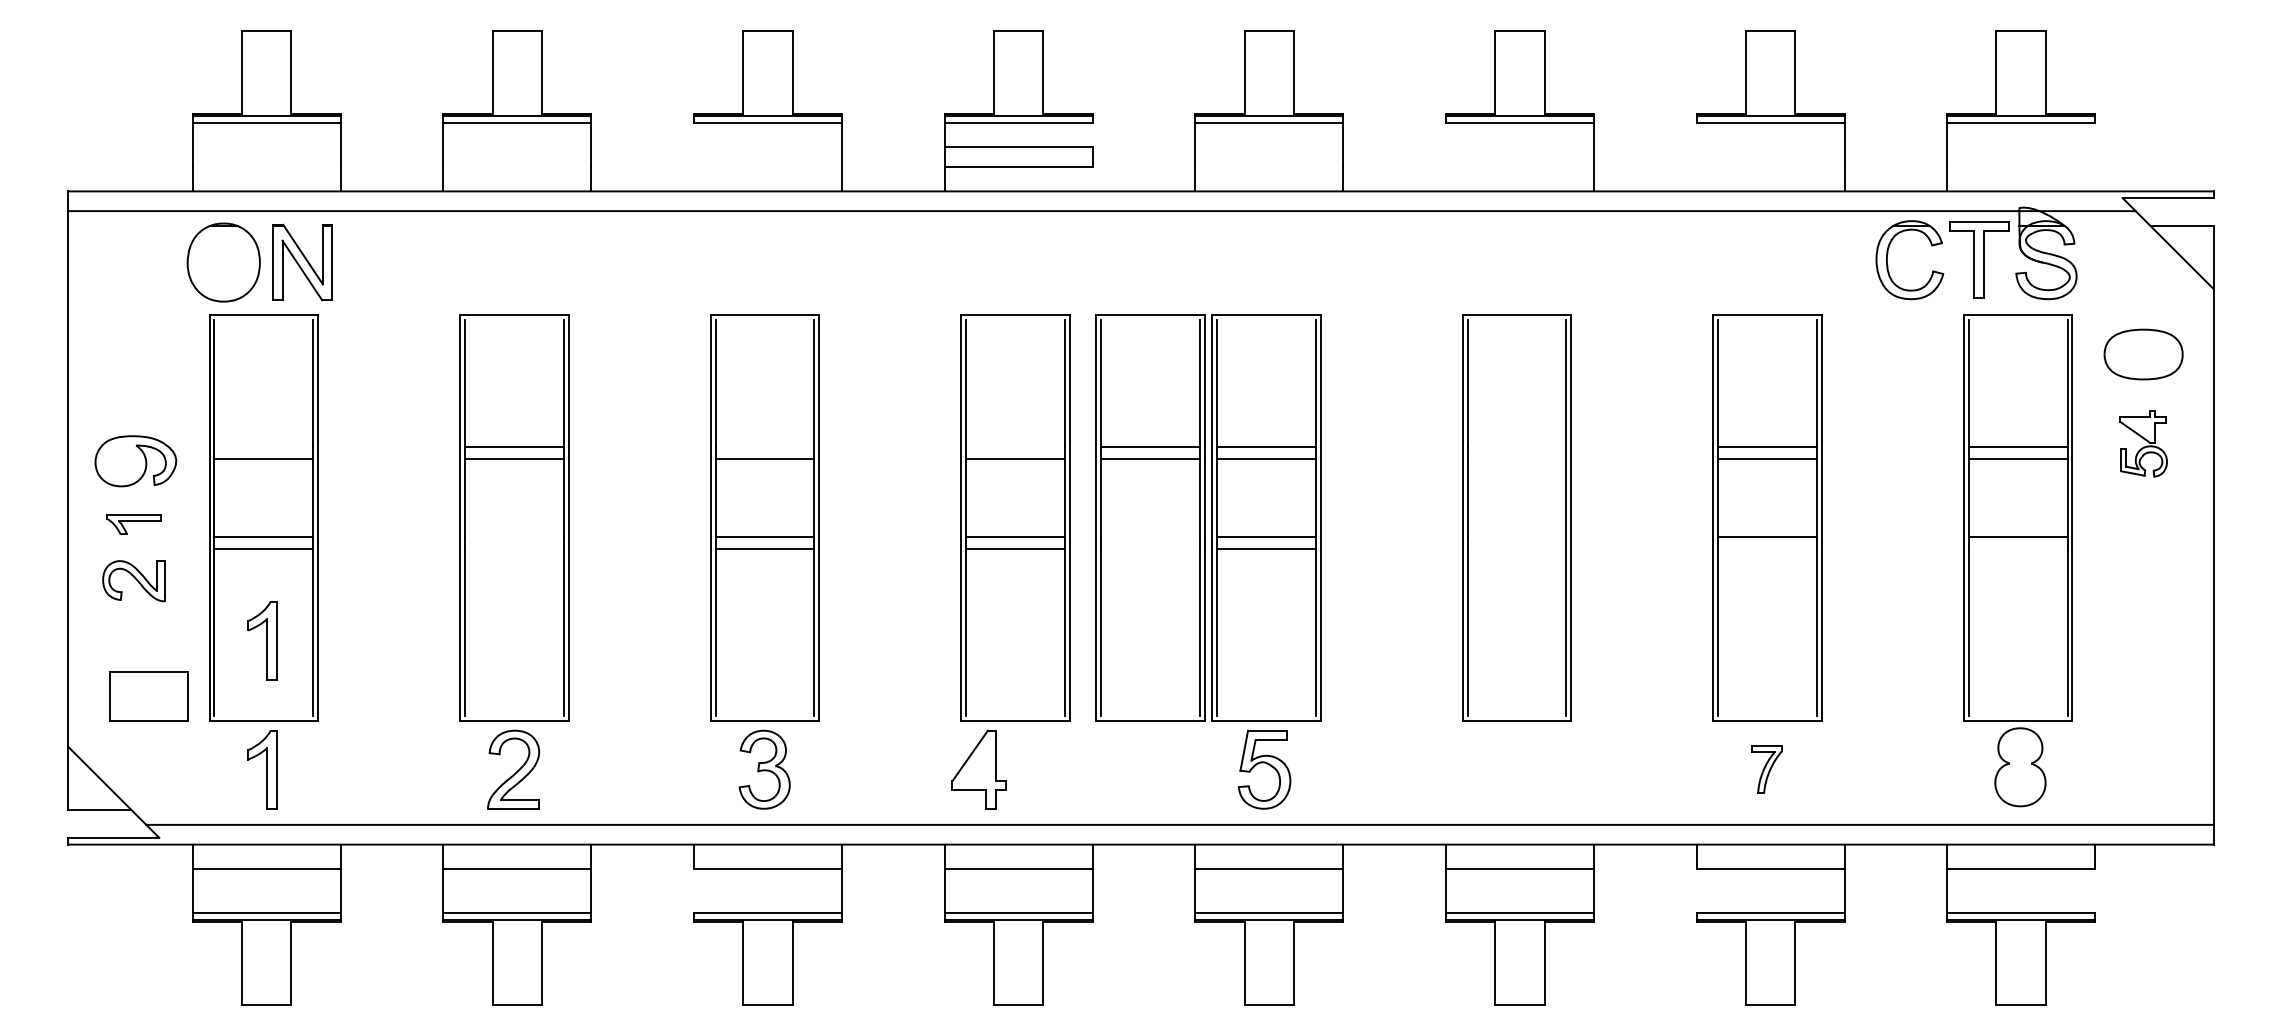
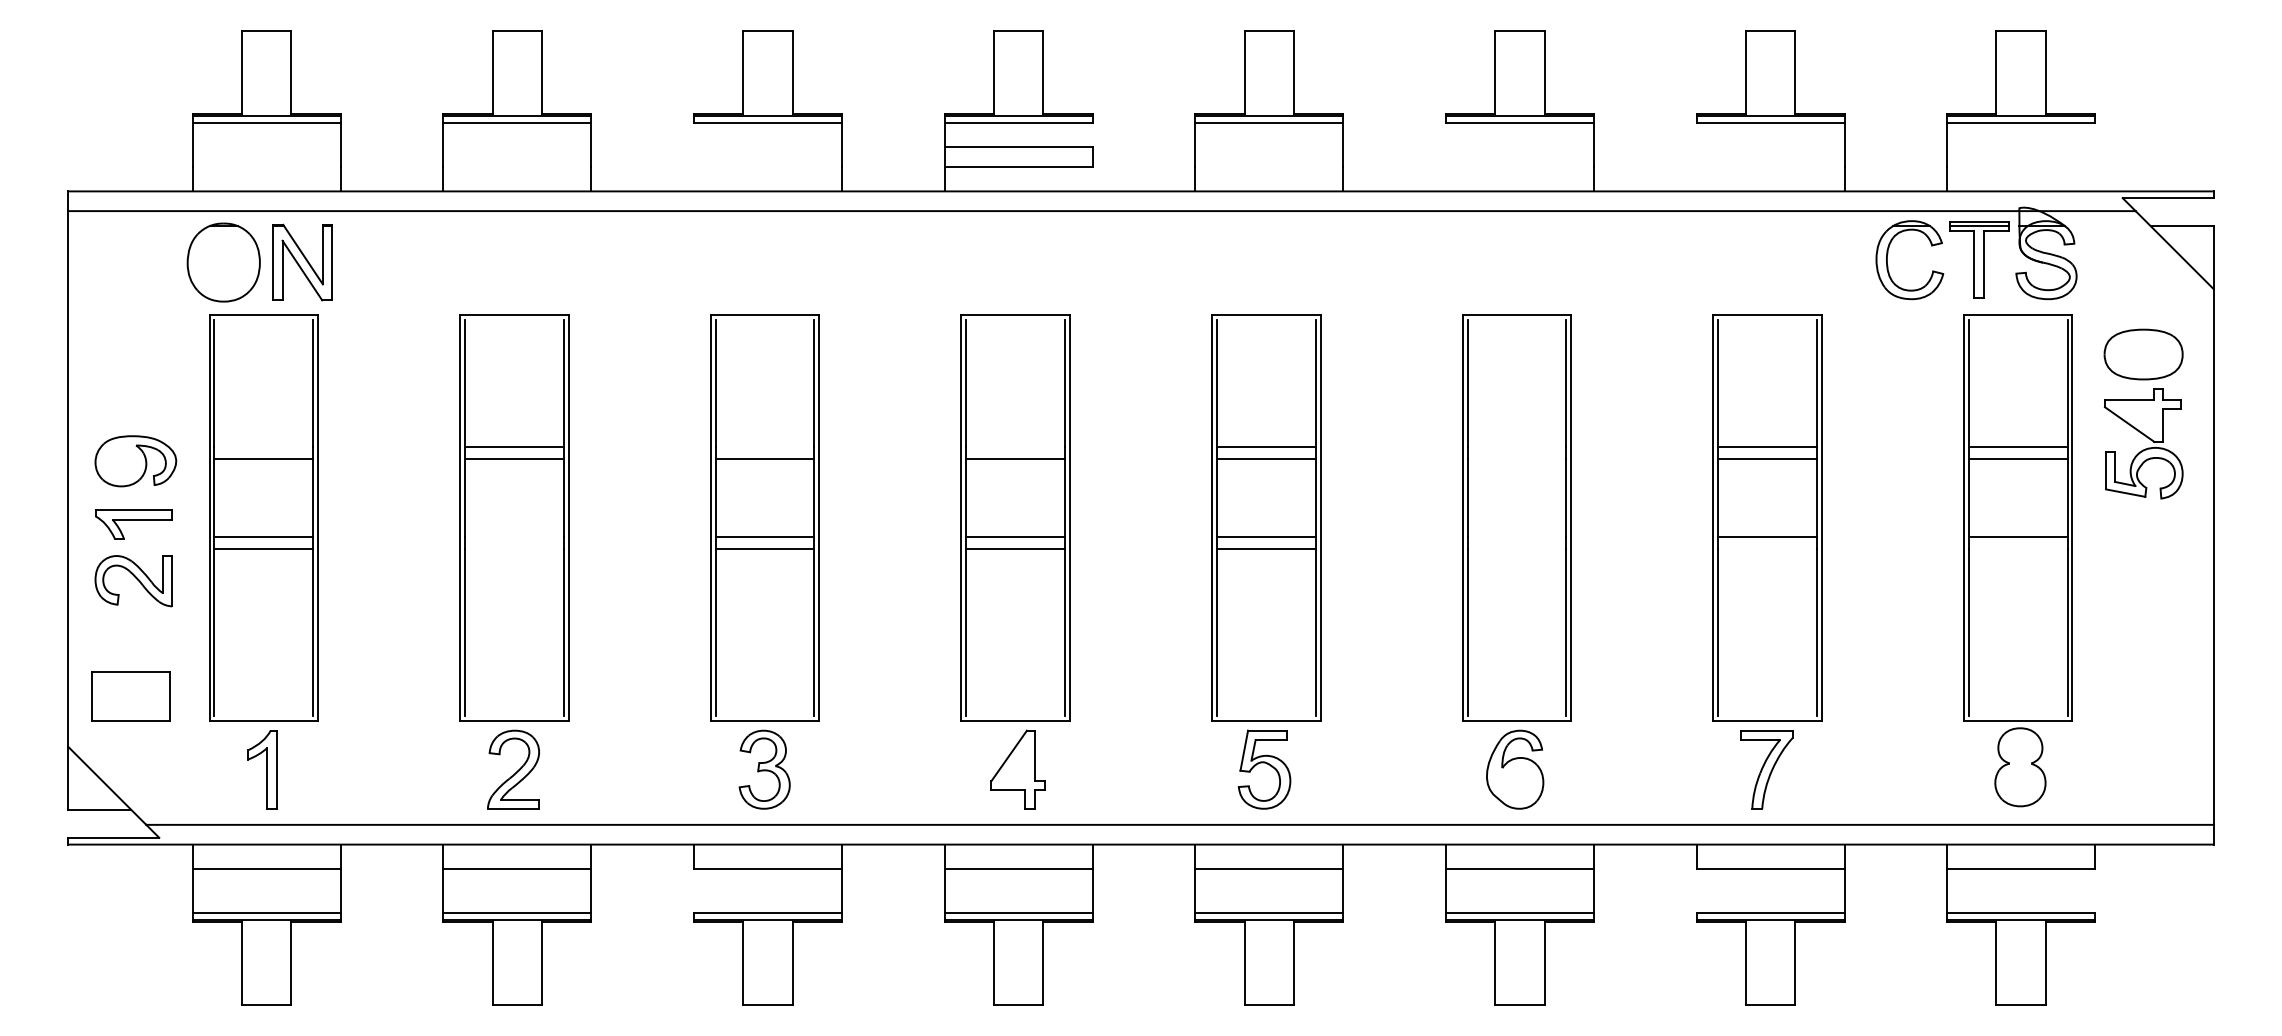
line: none -> present (1979, 226)
part size: 49x68 px -> 81x112 px (2143, 443)
part: present -> none (1150, 517)
part size: 56x21 px -> 78x31 px (133, 524)
part size: 64x43 px -> 79x53 px (133, 581)
part: present -> none (262, 640)
part position: (148, 696) -> (130, 696) (130, 696)
part position: (978, 769) -> (1017, 769) (1017, 769)
part: none -> present (1515, 769)
part size: 32x49 px -> 54x80 px (1766, 769)
